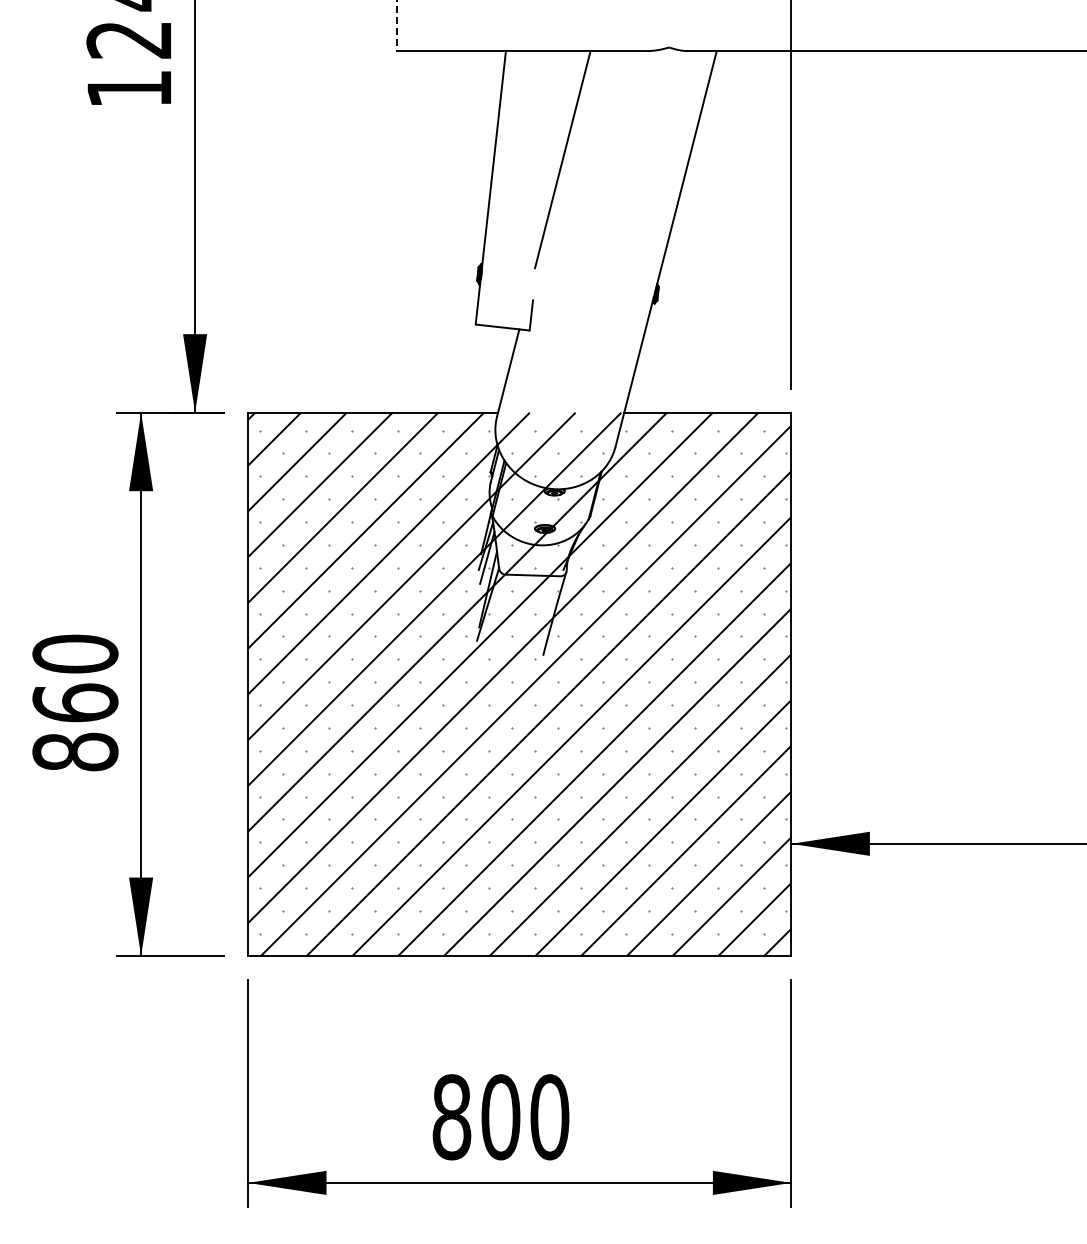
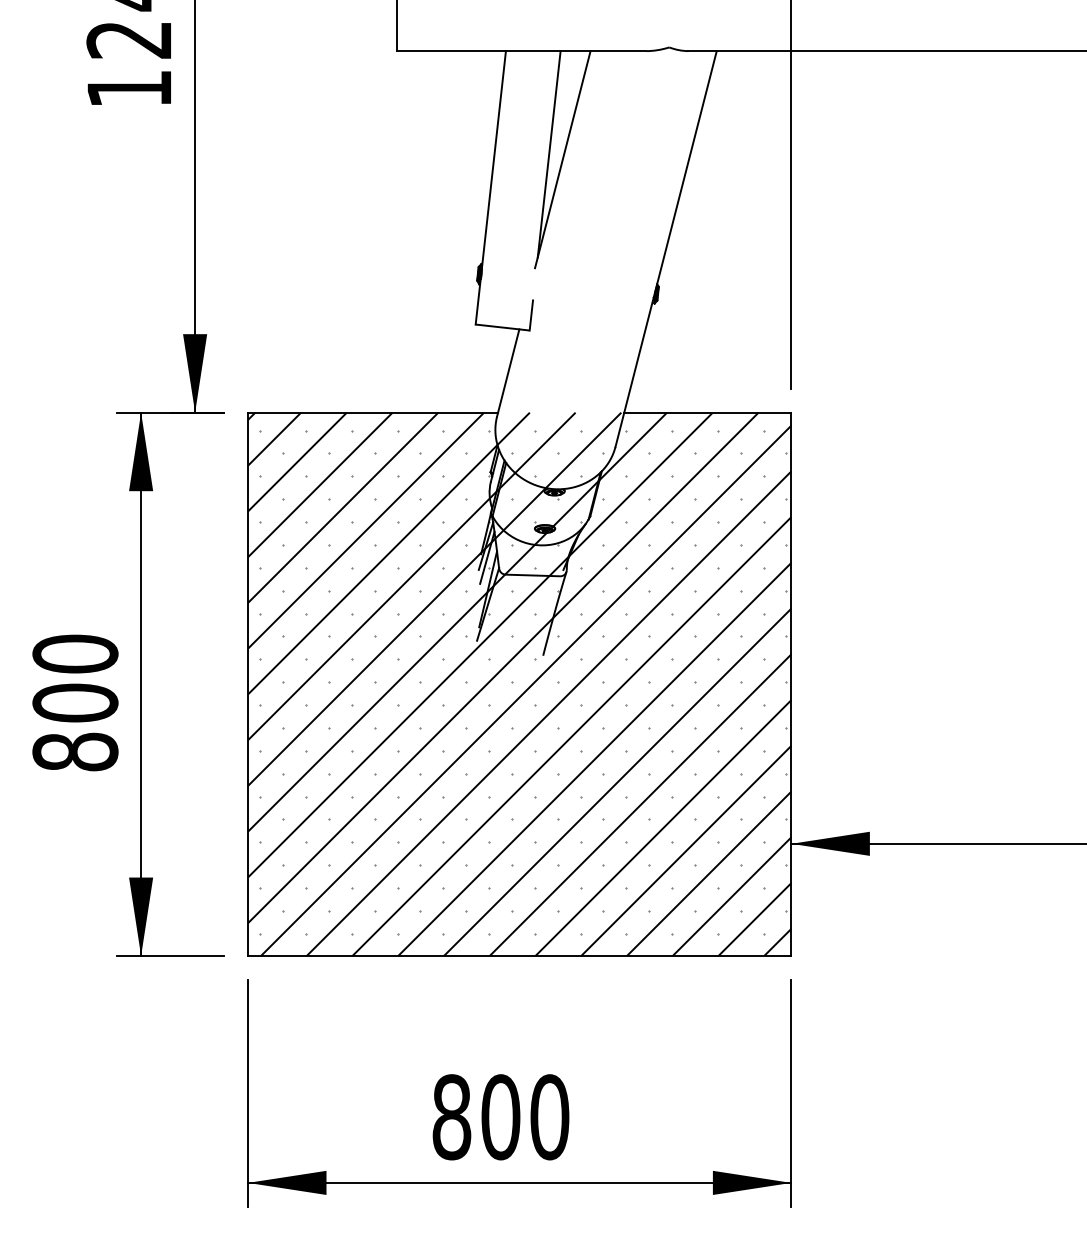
line: dashed -> solid (397, 26)
line: none -> present (548, 154)
text: 860 -> 800 (75, 702)
